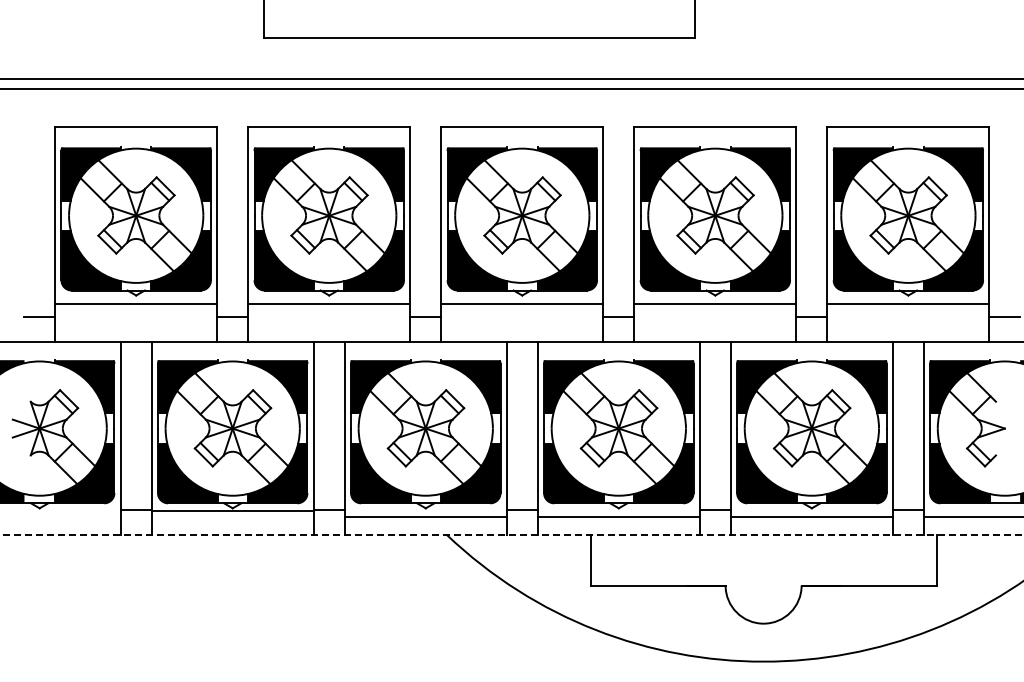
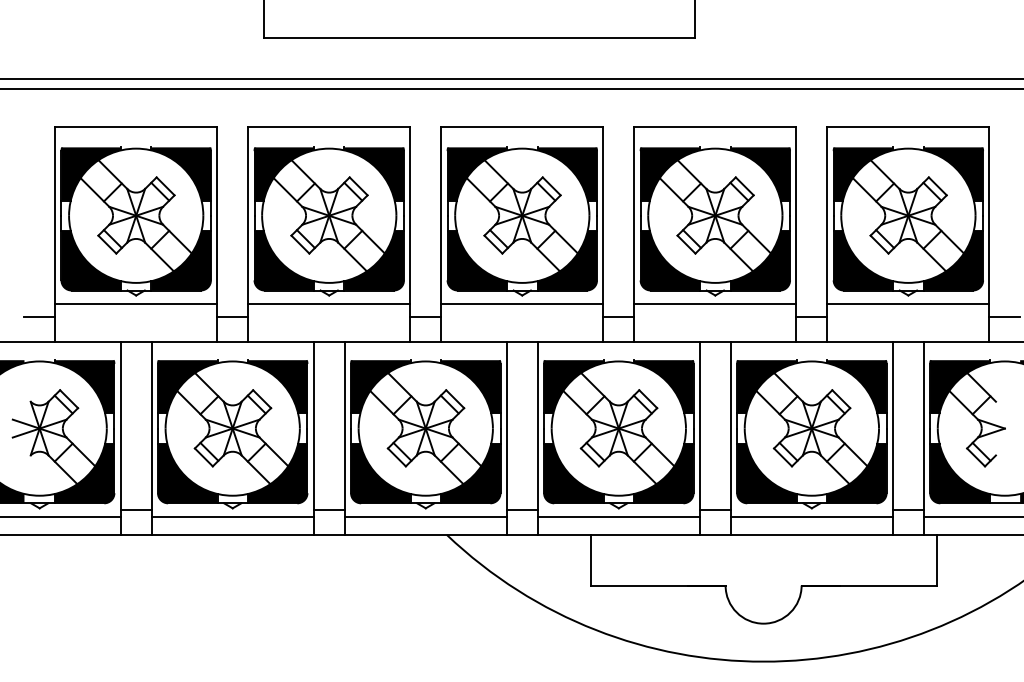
line position: (232, 511) -> (232, 517) (232, 517)
line: none -> present (61, 517)
line: dashed -> solid (512, 535)
